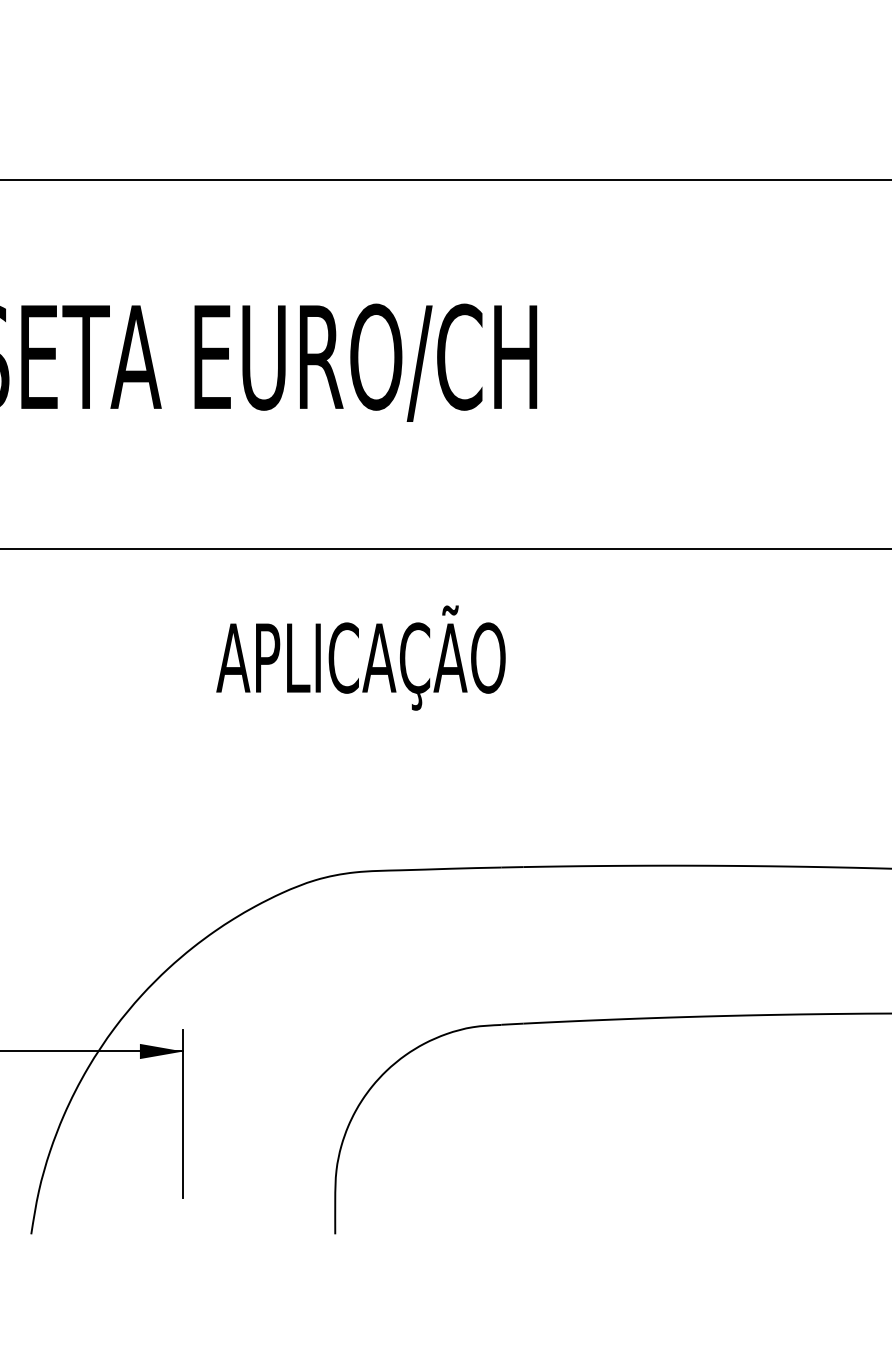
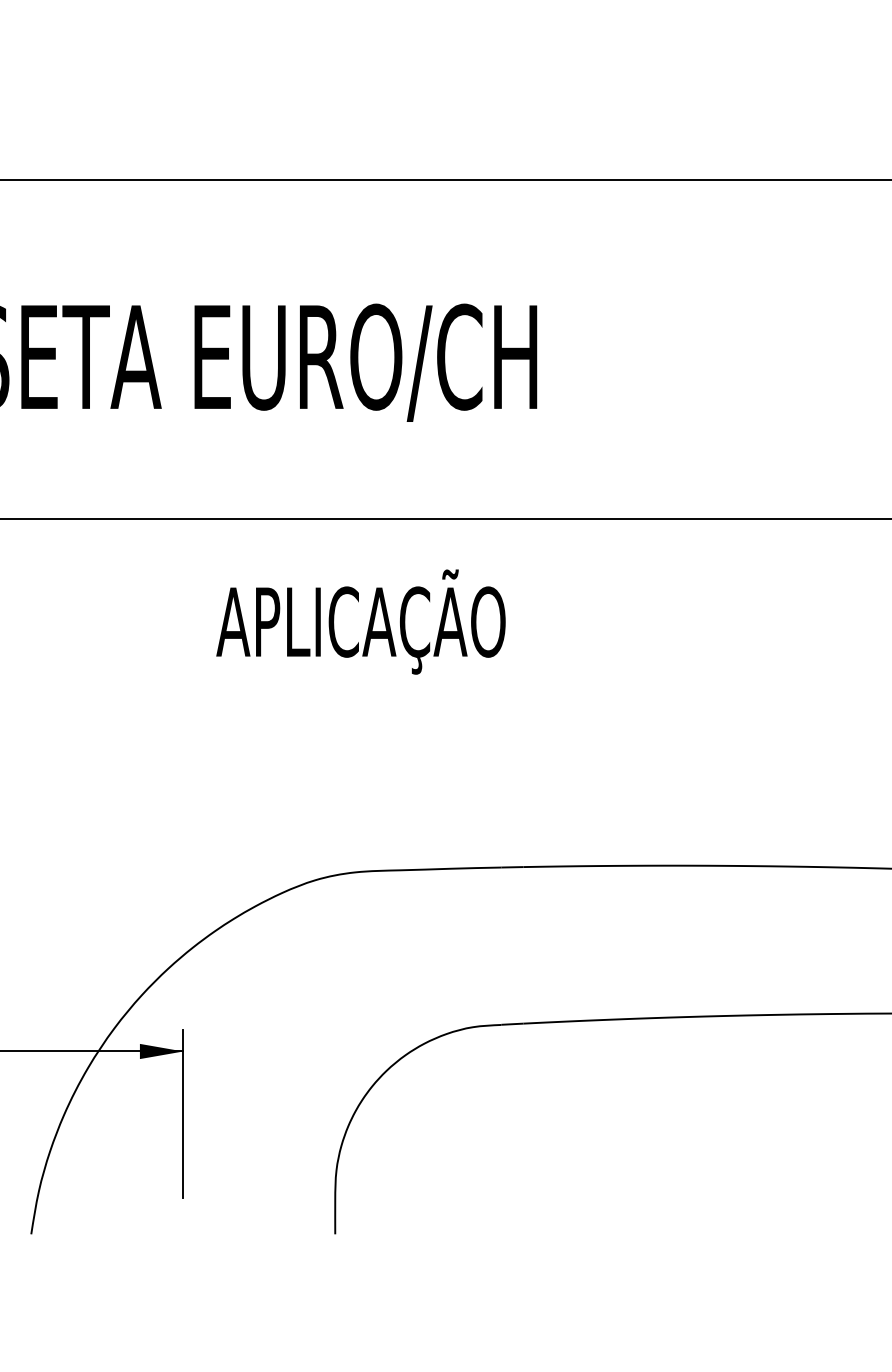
line position: (445, 548) -> (445, 518) (445, 518)
text position: (360, 657) -> (360, 621) (360, 621)
